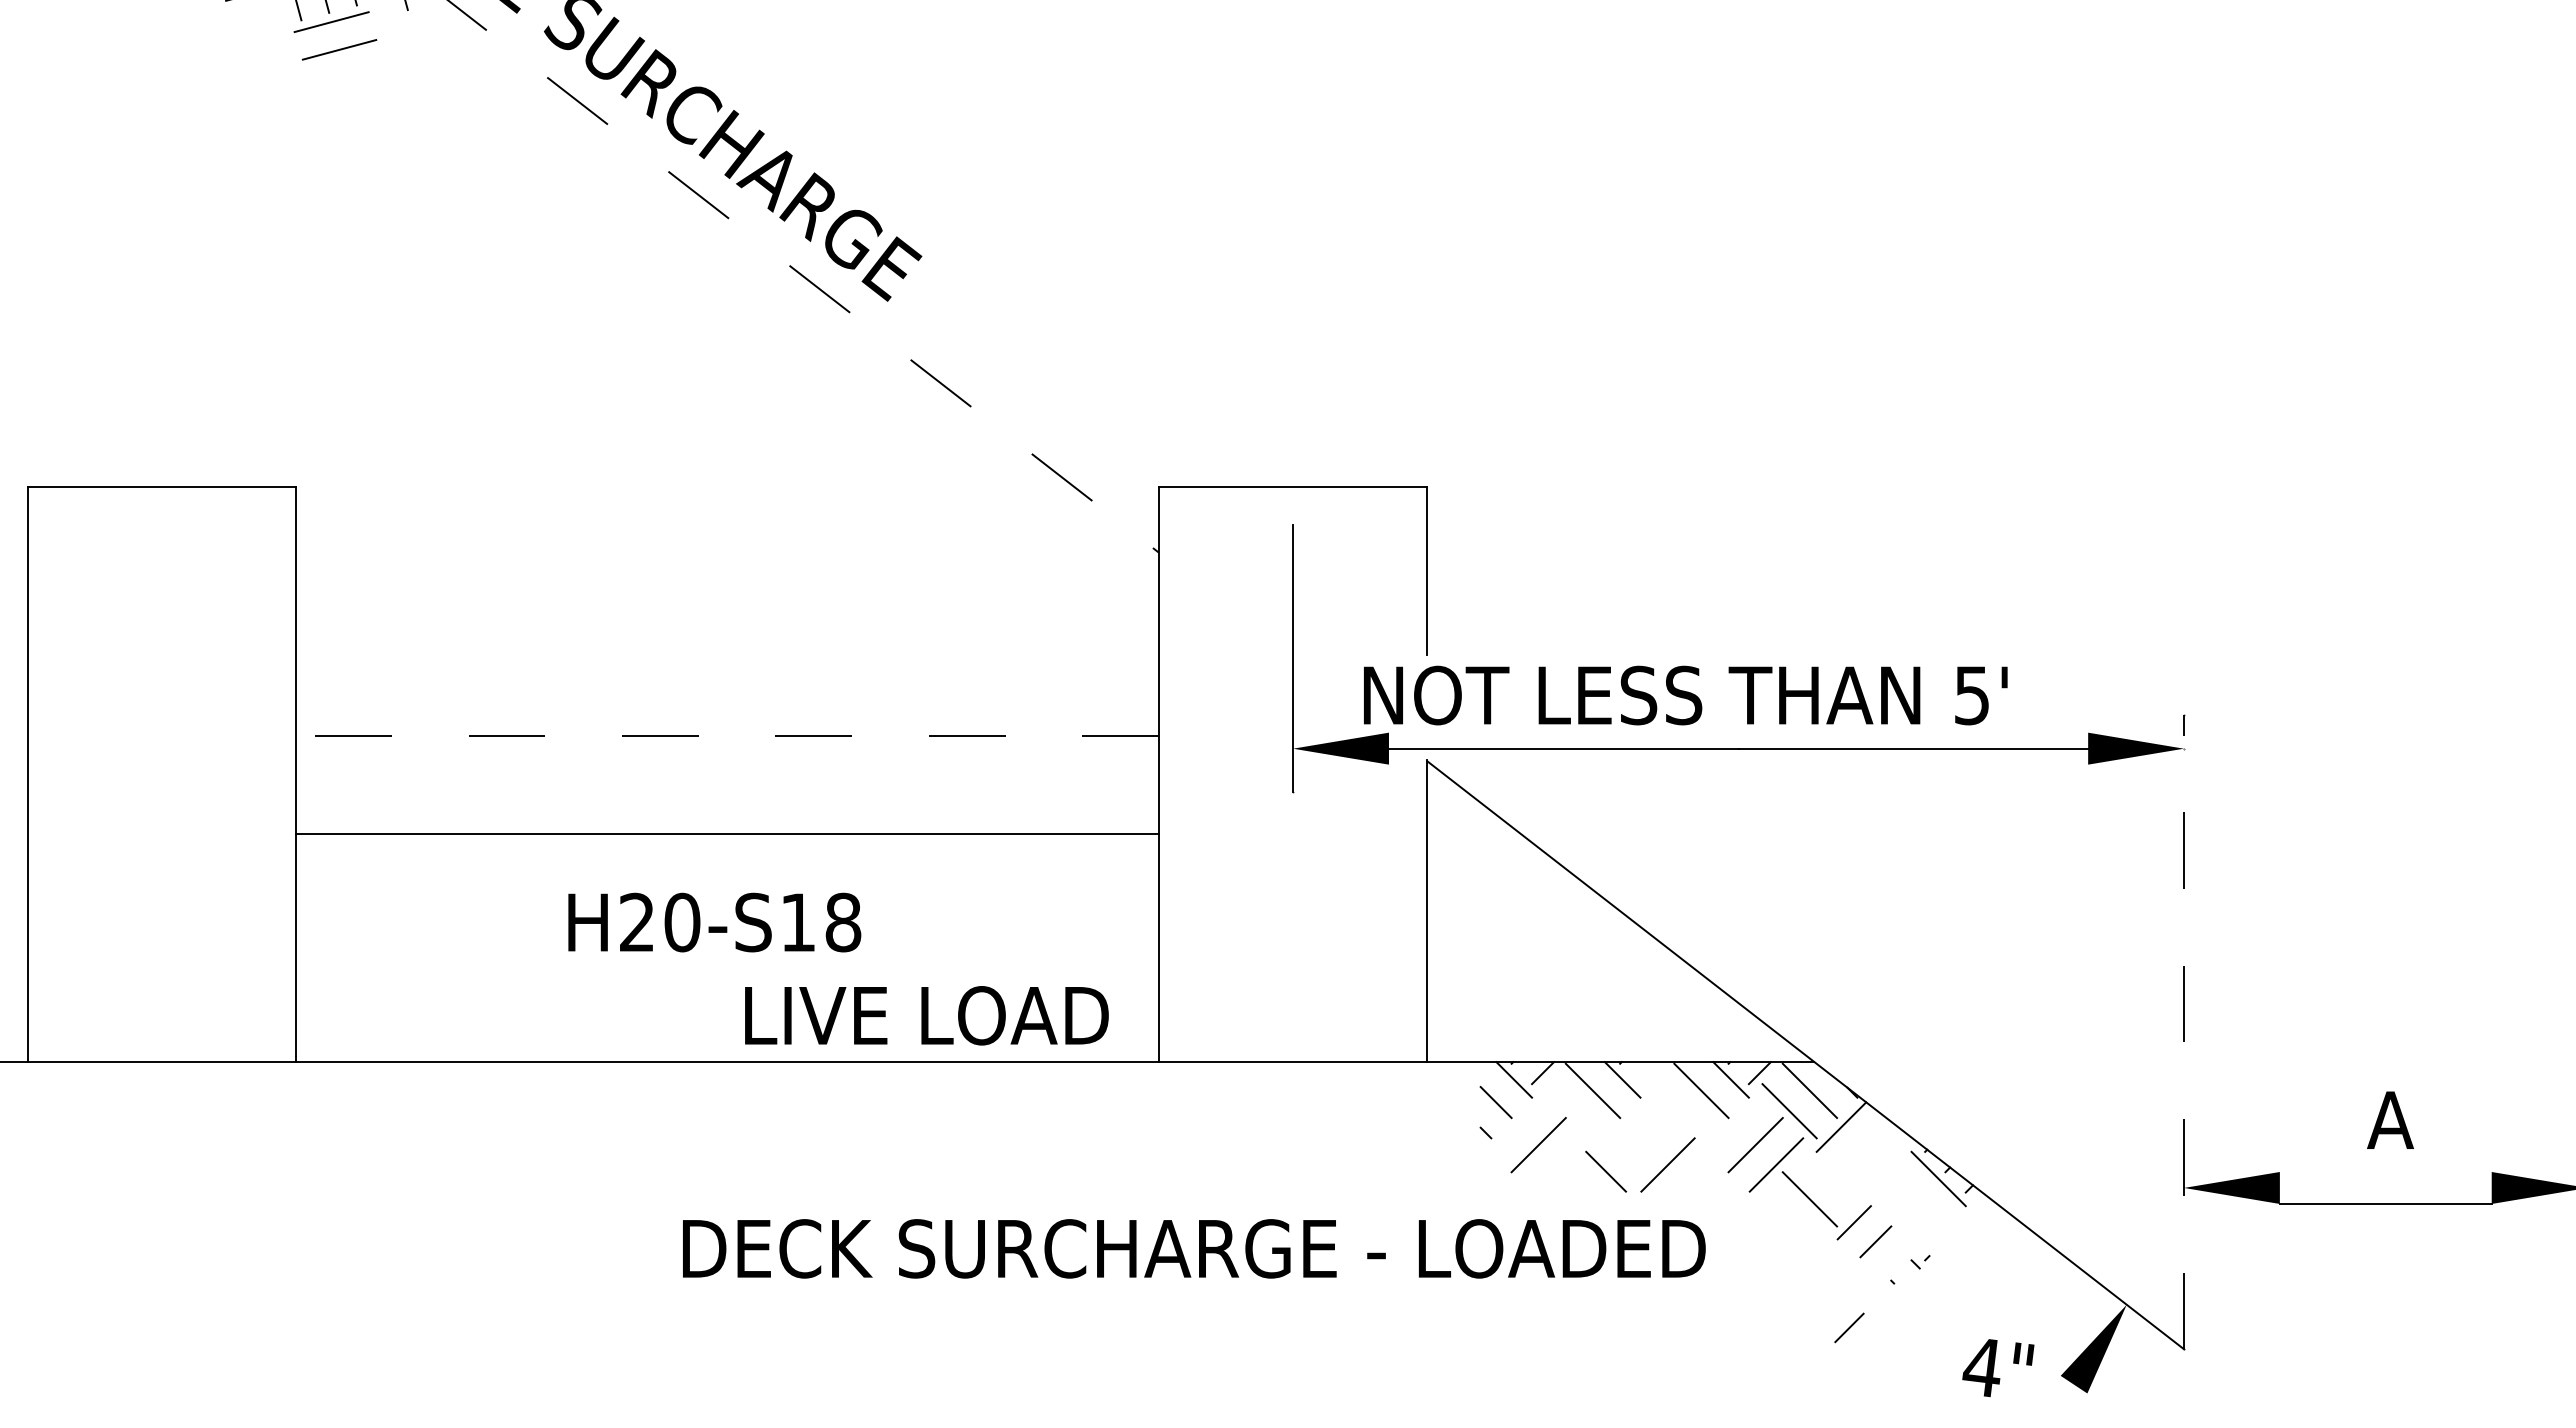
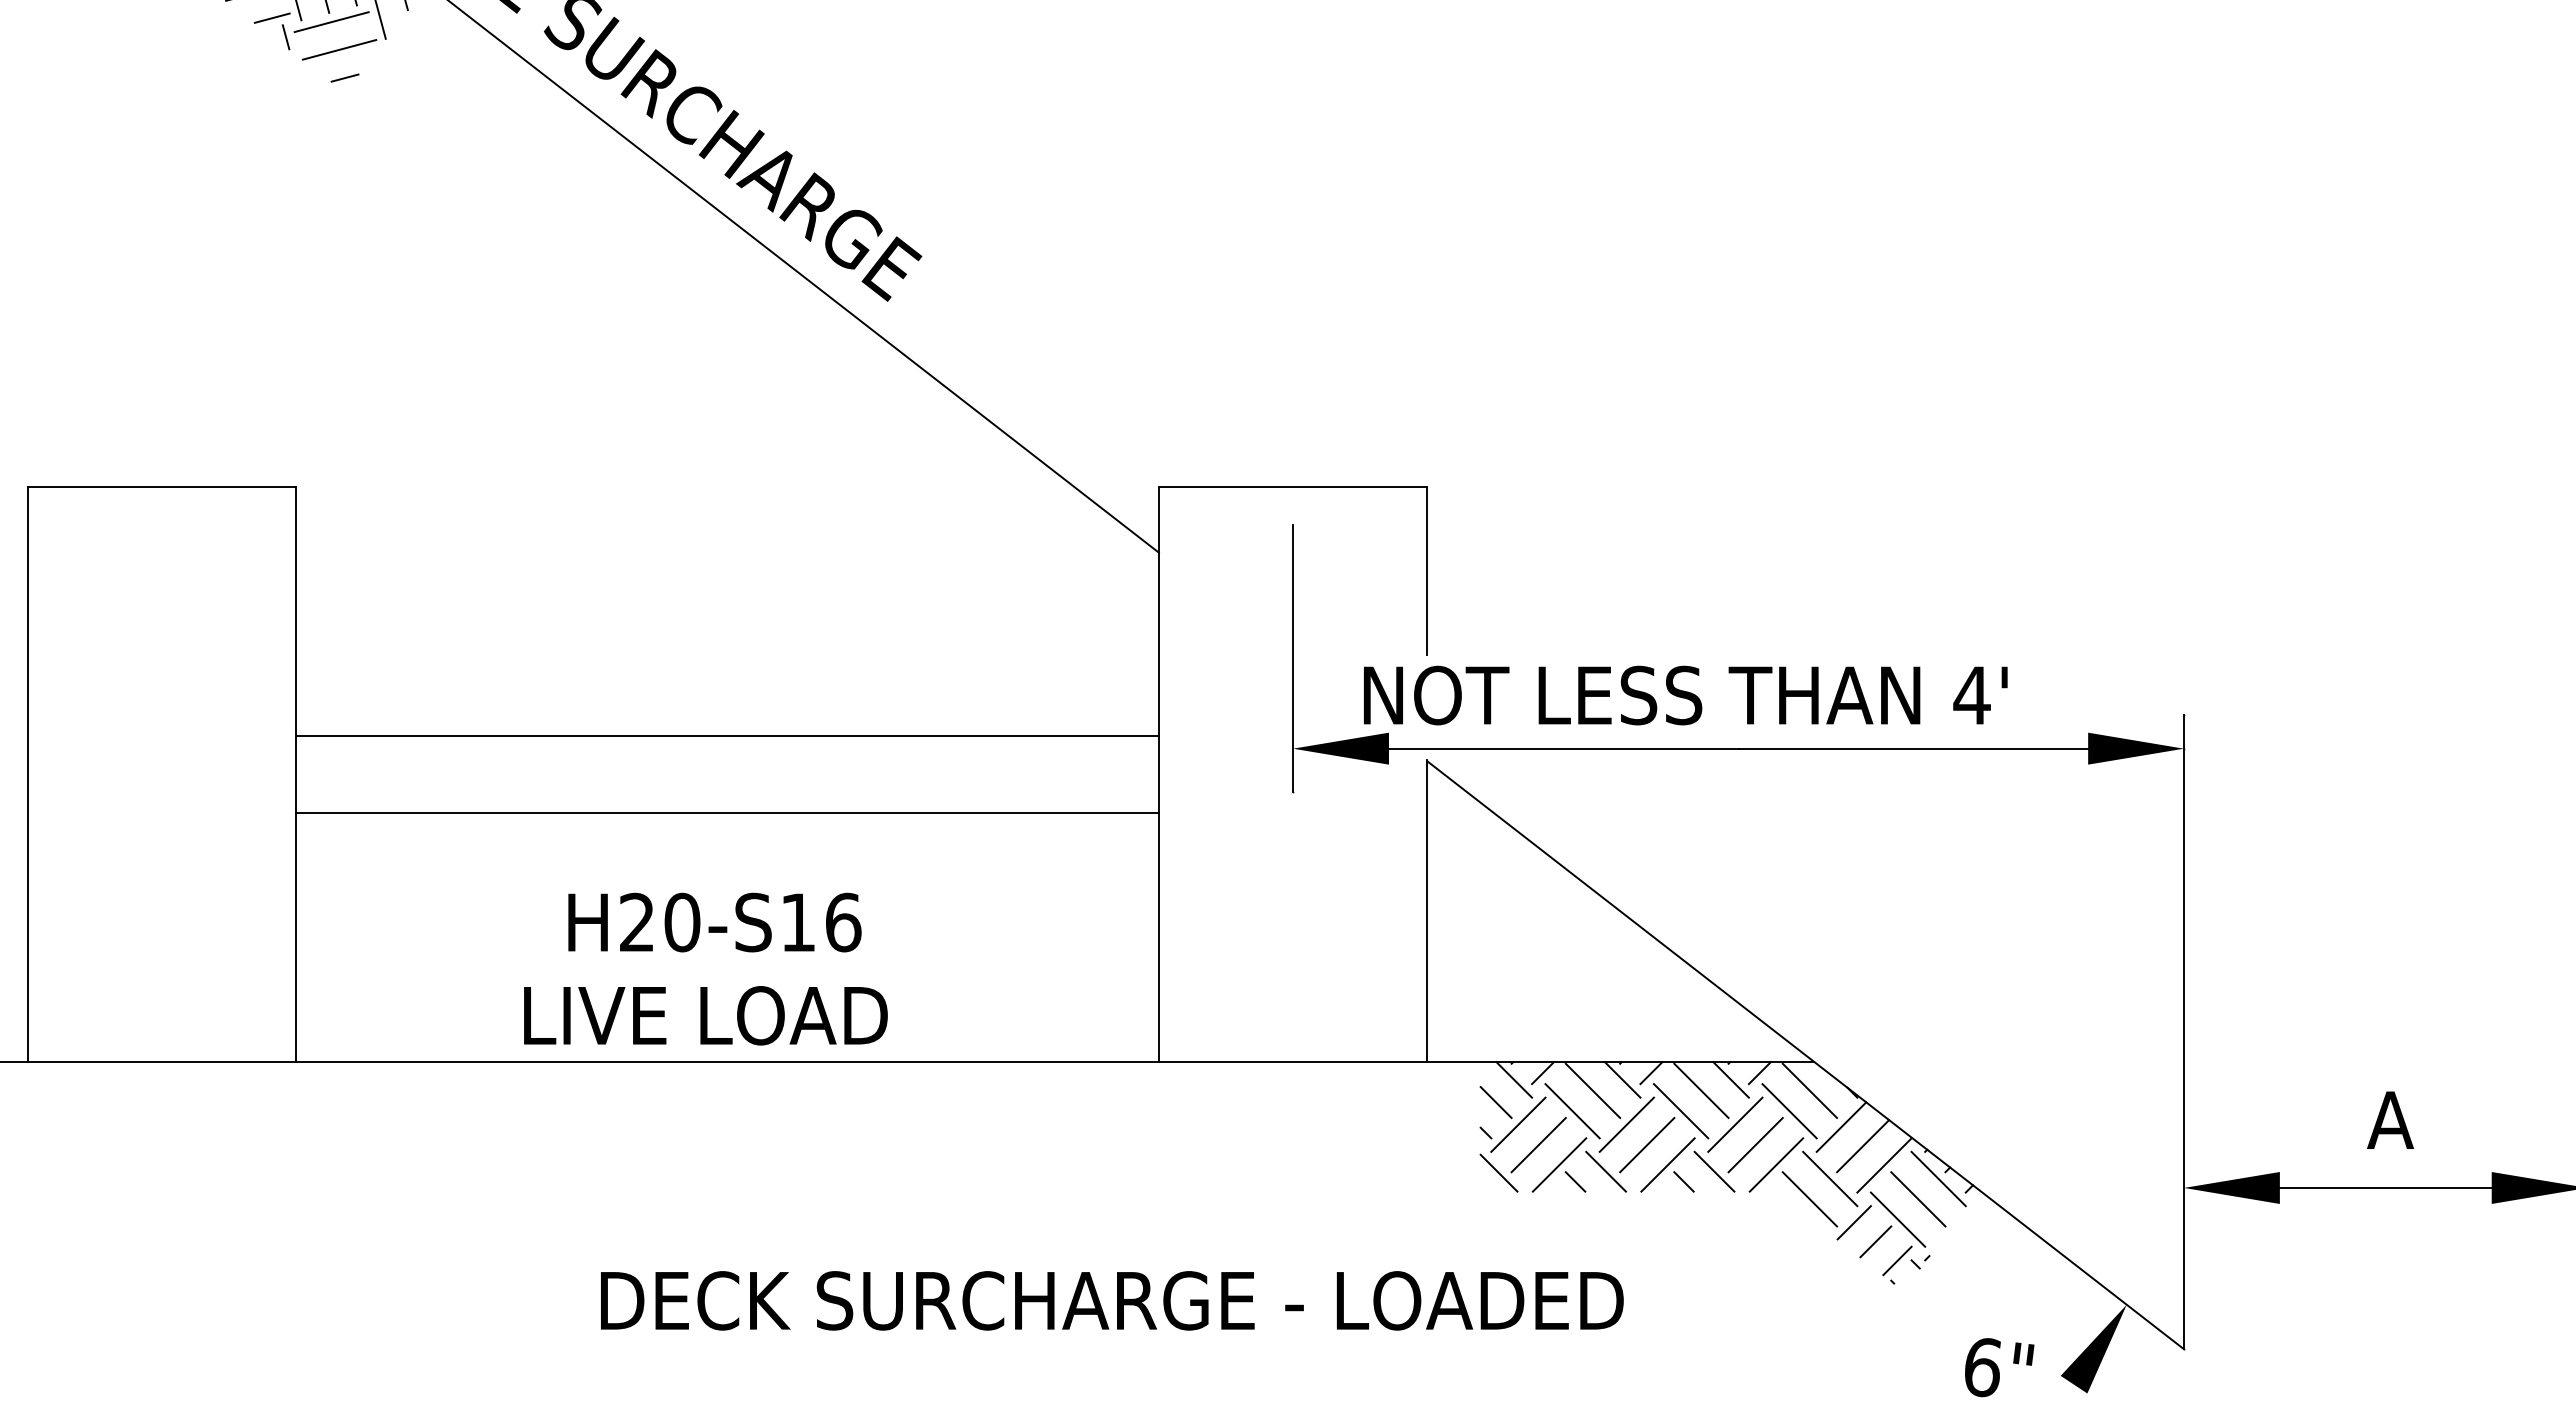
line: none -> present (271, 17)
line: none -> present (380, 20)
line: none -> present (285, 37)
line: none -> present (344, 77)
line: dashed -> solid (803, 276)
text: 5' -> 4' (1971, 695)
line: dashed -> solid (726, 736)
line position: (727, 833) -> (727, 812) (727, 812)
text: H20-S18 -> H20-S16 (843, 922)
text position: (926, 1015) -> (705, 1015) (705, 1015)
line: dashed -> solid (2184, 1031)
line: none -> present (1651, 1073)
line: none -> present (1572, 1111)
line: none -> present (1680, 1111)
line: none -> present (1518, 1124)
line: none -> present (1626, 1124)
line: none -> present (1735, 1124)
line: none -> present (1647, 1145)
line: none -> present (1863, 1146)
line: none -> present (1559, 1164)
line: none -> present (1884, 1165)
line: none -> present (1714, 1171)
line: none -> present (1498, 1172)
line: none -> present (1830, 1178)
line: none -> present (1575, 1181)
line: none -> present (1683, 1181)
line: none -> present (1918, 1199)
line position: (2385, 1203) -> (2385, 1187) (2385, 1187)
line: none -> present (1897, 1219)
text position: (1194, 1248) -> (1112, 1300) (1112, 1300)
line position: (1849, 1327) -> (1897, 1260) (1897, 1260)
text: 4" -> 6" (1981, 1367)
